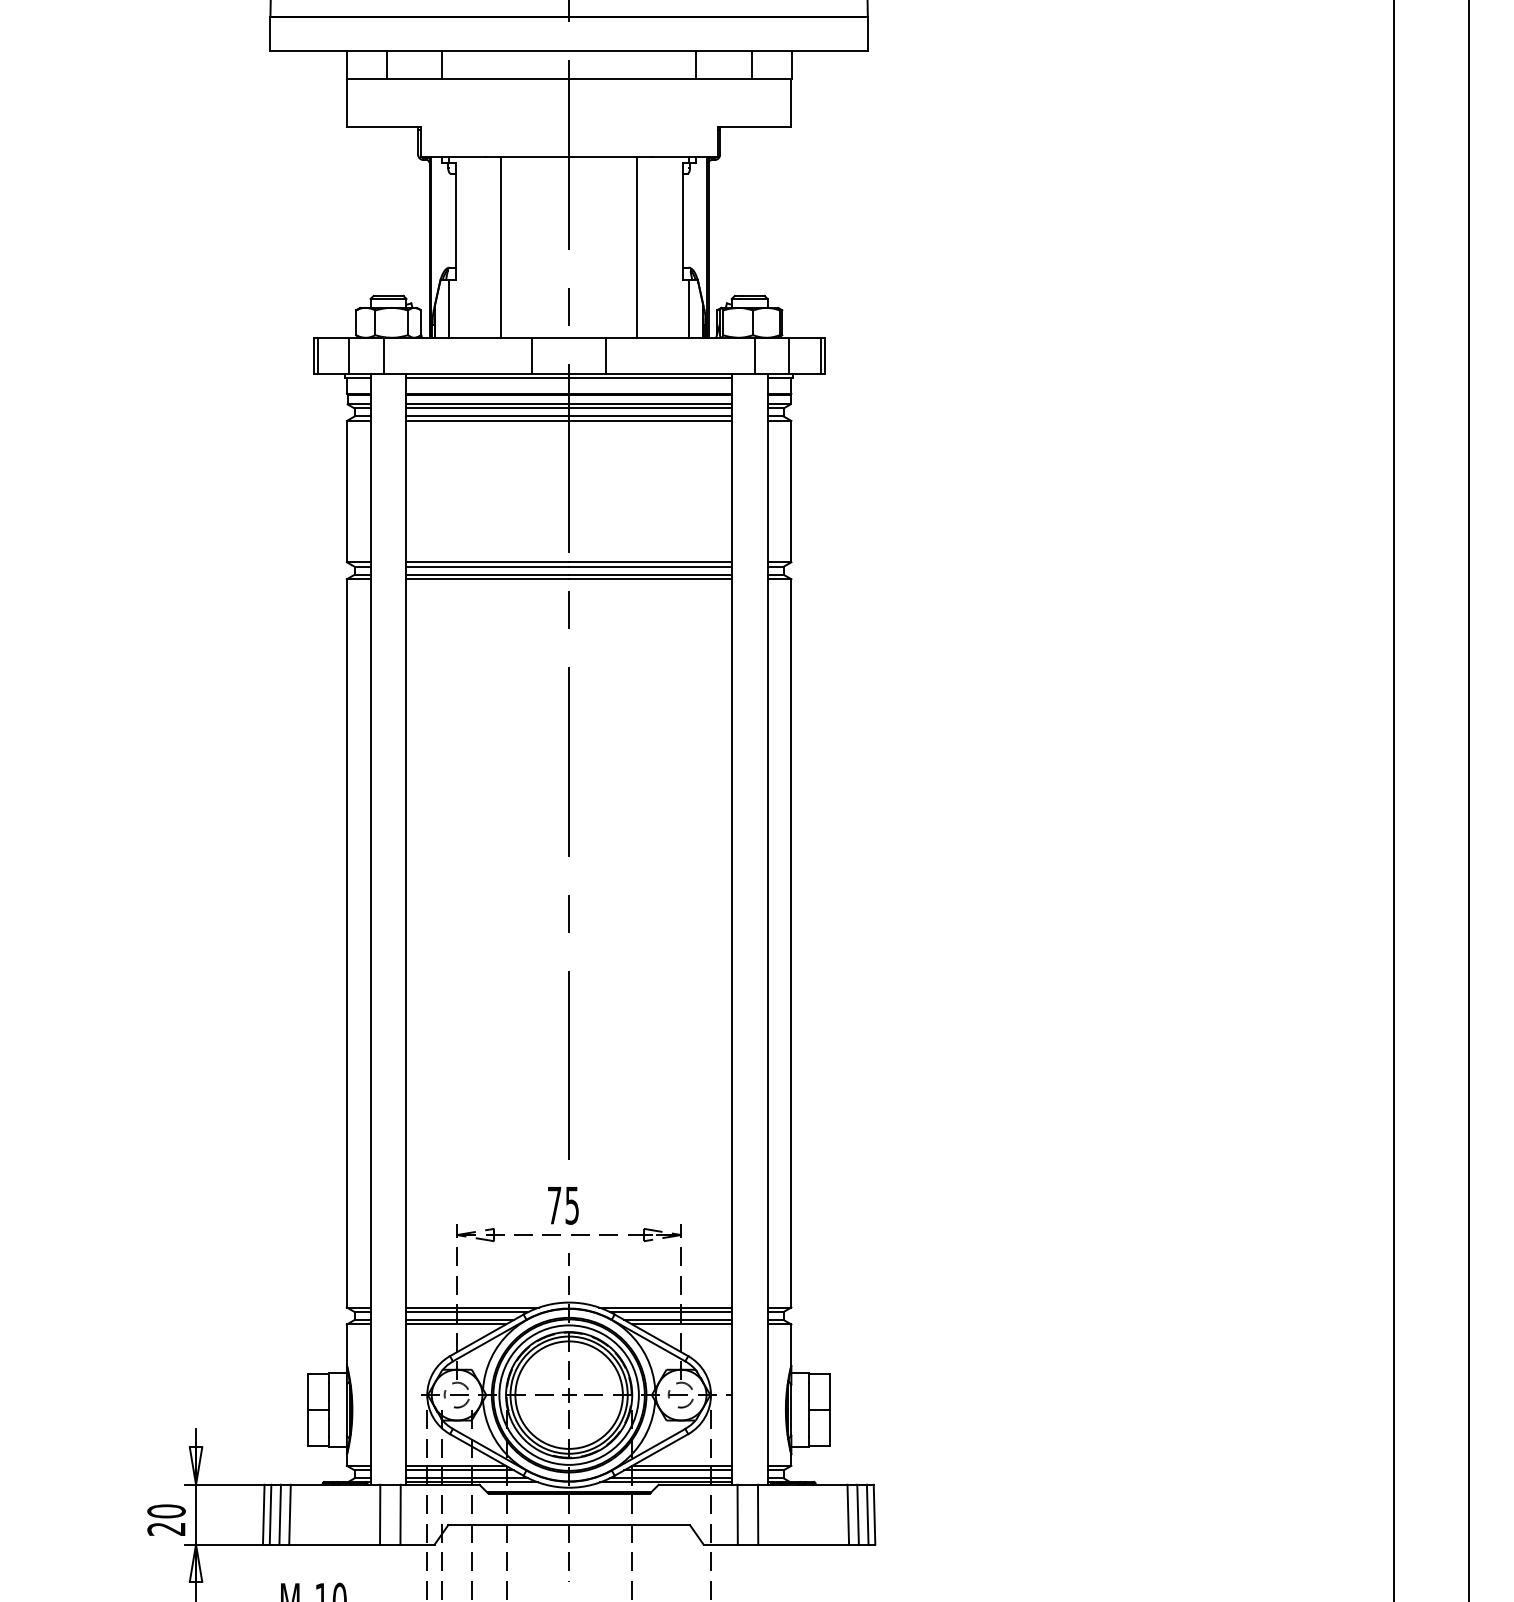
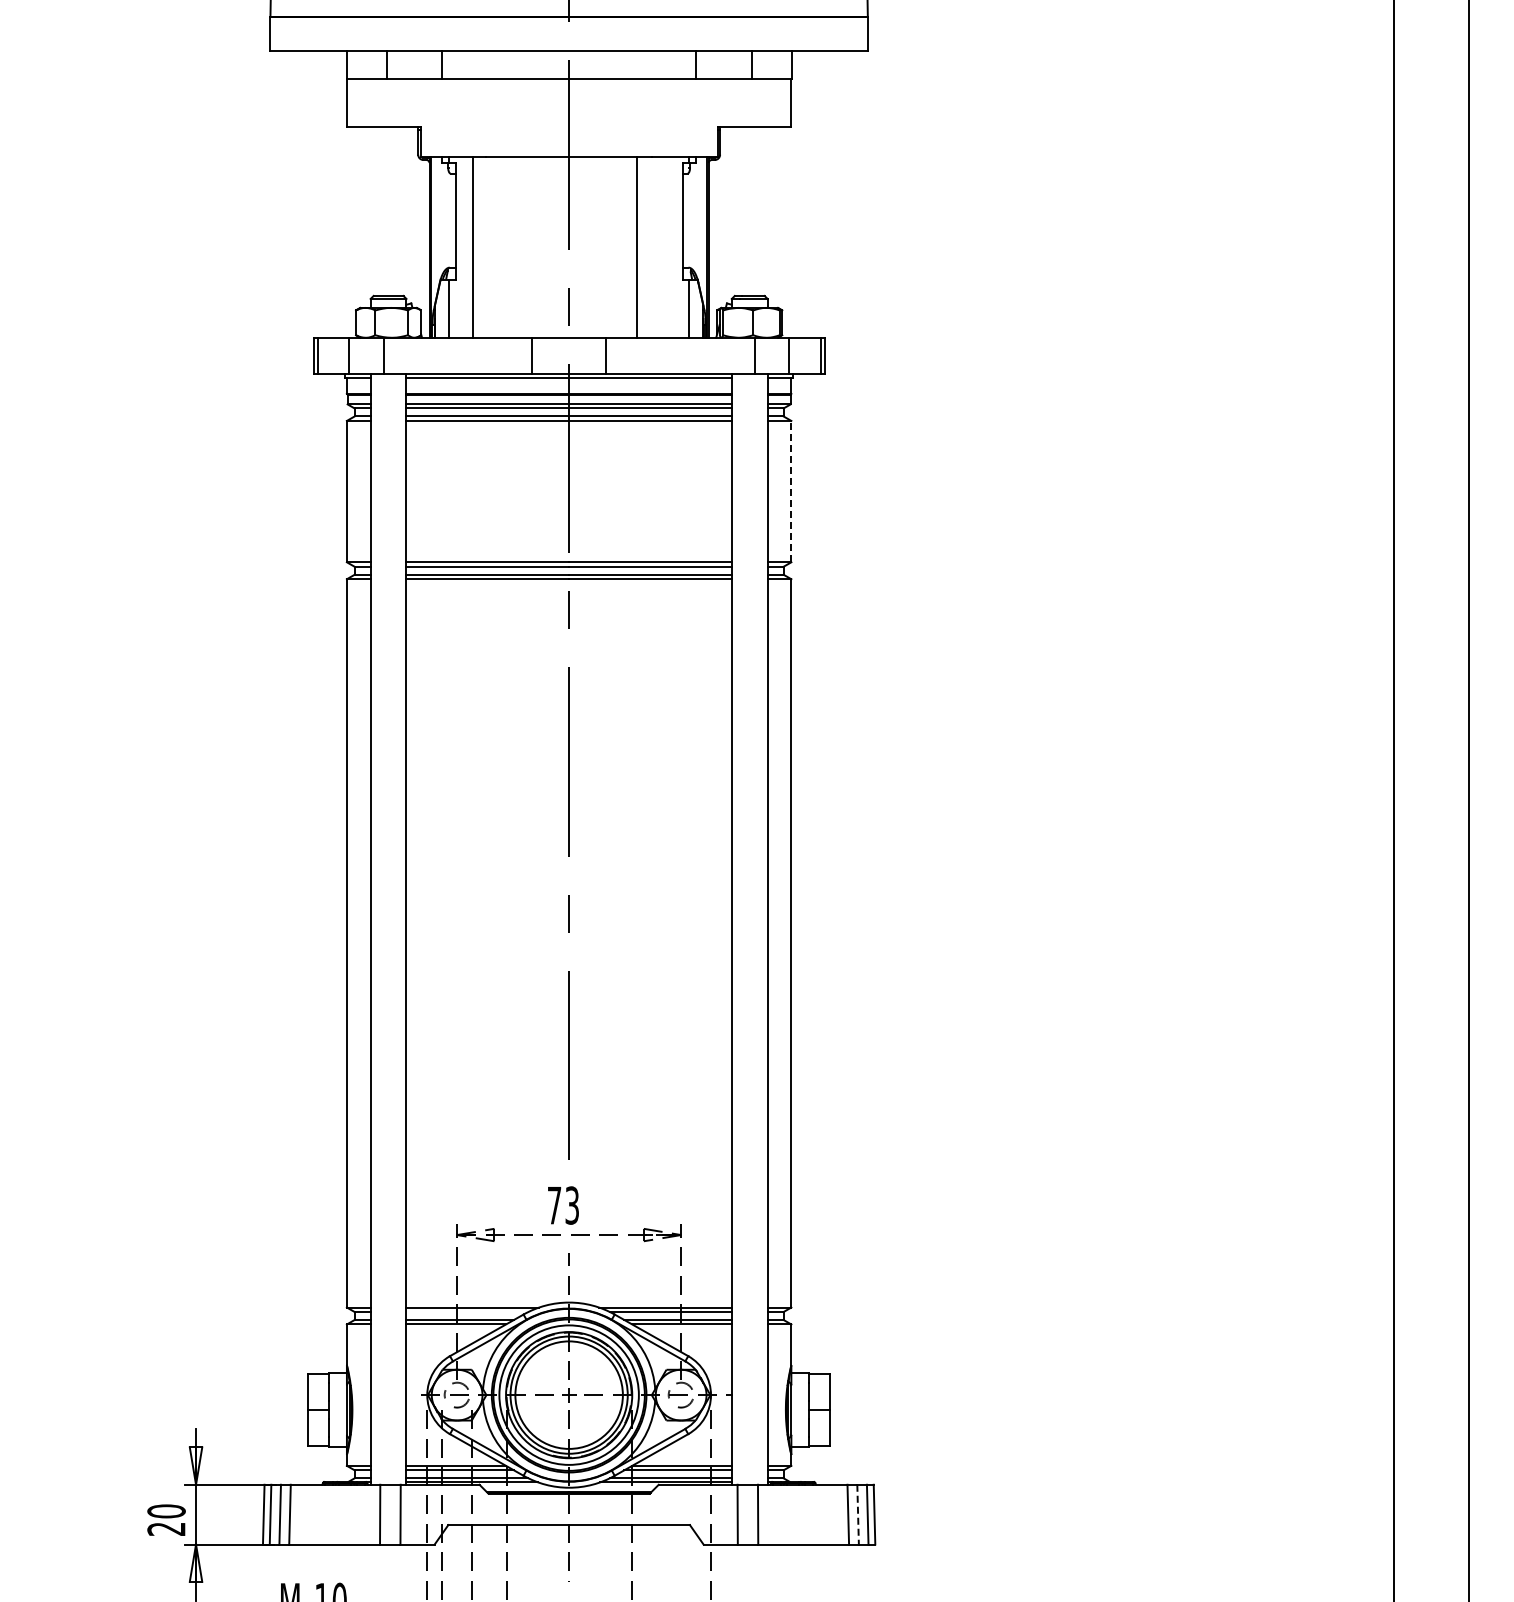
line position: (501, 247) -> (473, 247) (473, 247)
line: solid -> dashed (791, 491)
text: 75 -> 73 (572, 1205)
line: present -> none (467, 1312)
line: solid -> dashed (858, 1514)
